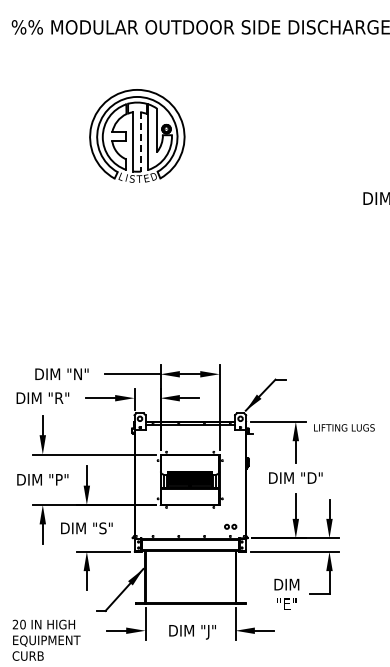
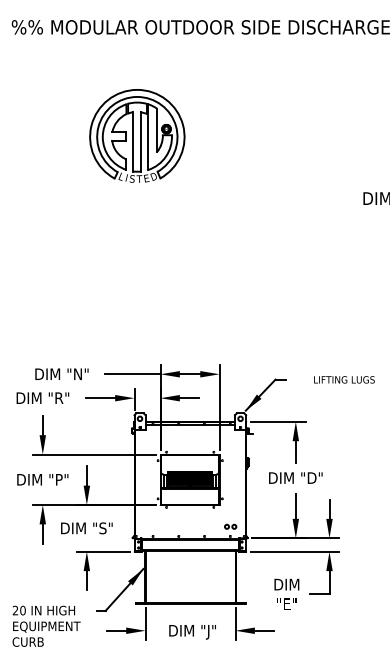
line: dashed -> solid (141, 141)
text position: (344, 427) -> (344, 379) (344, 379)
text position: (46, 639) -> (46, 625) (46, 625)
